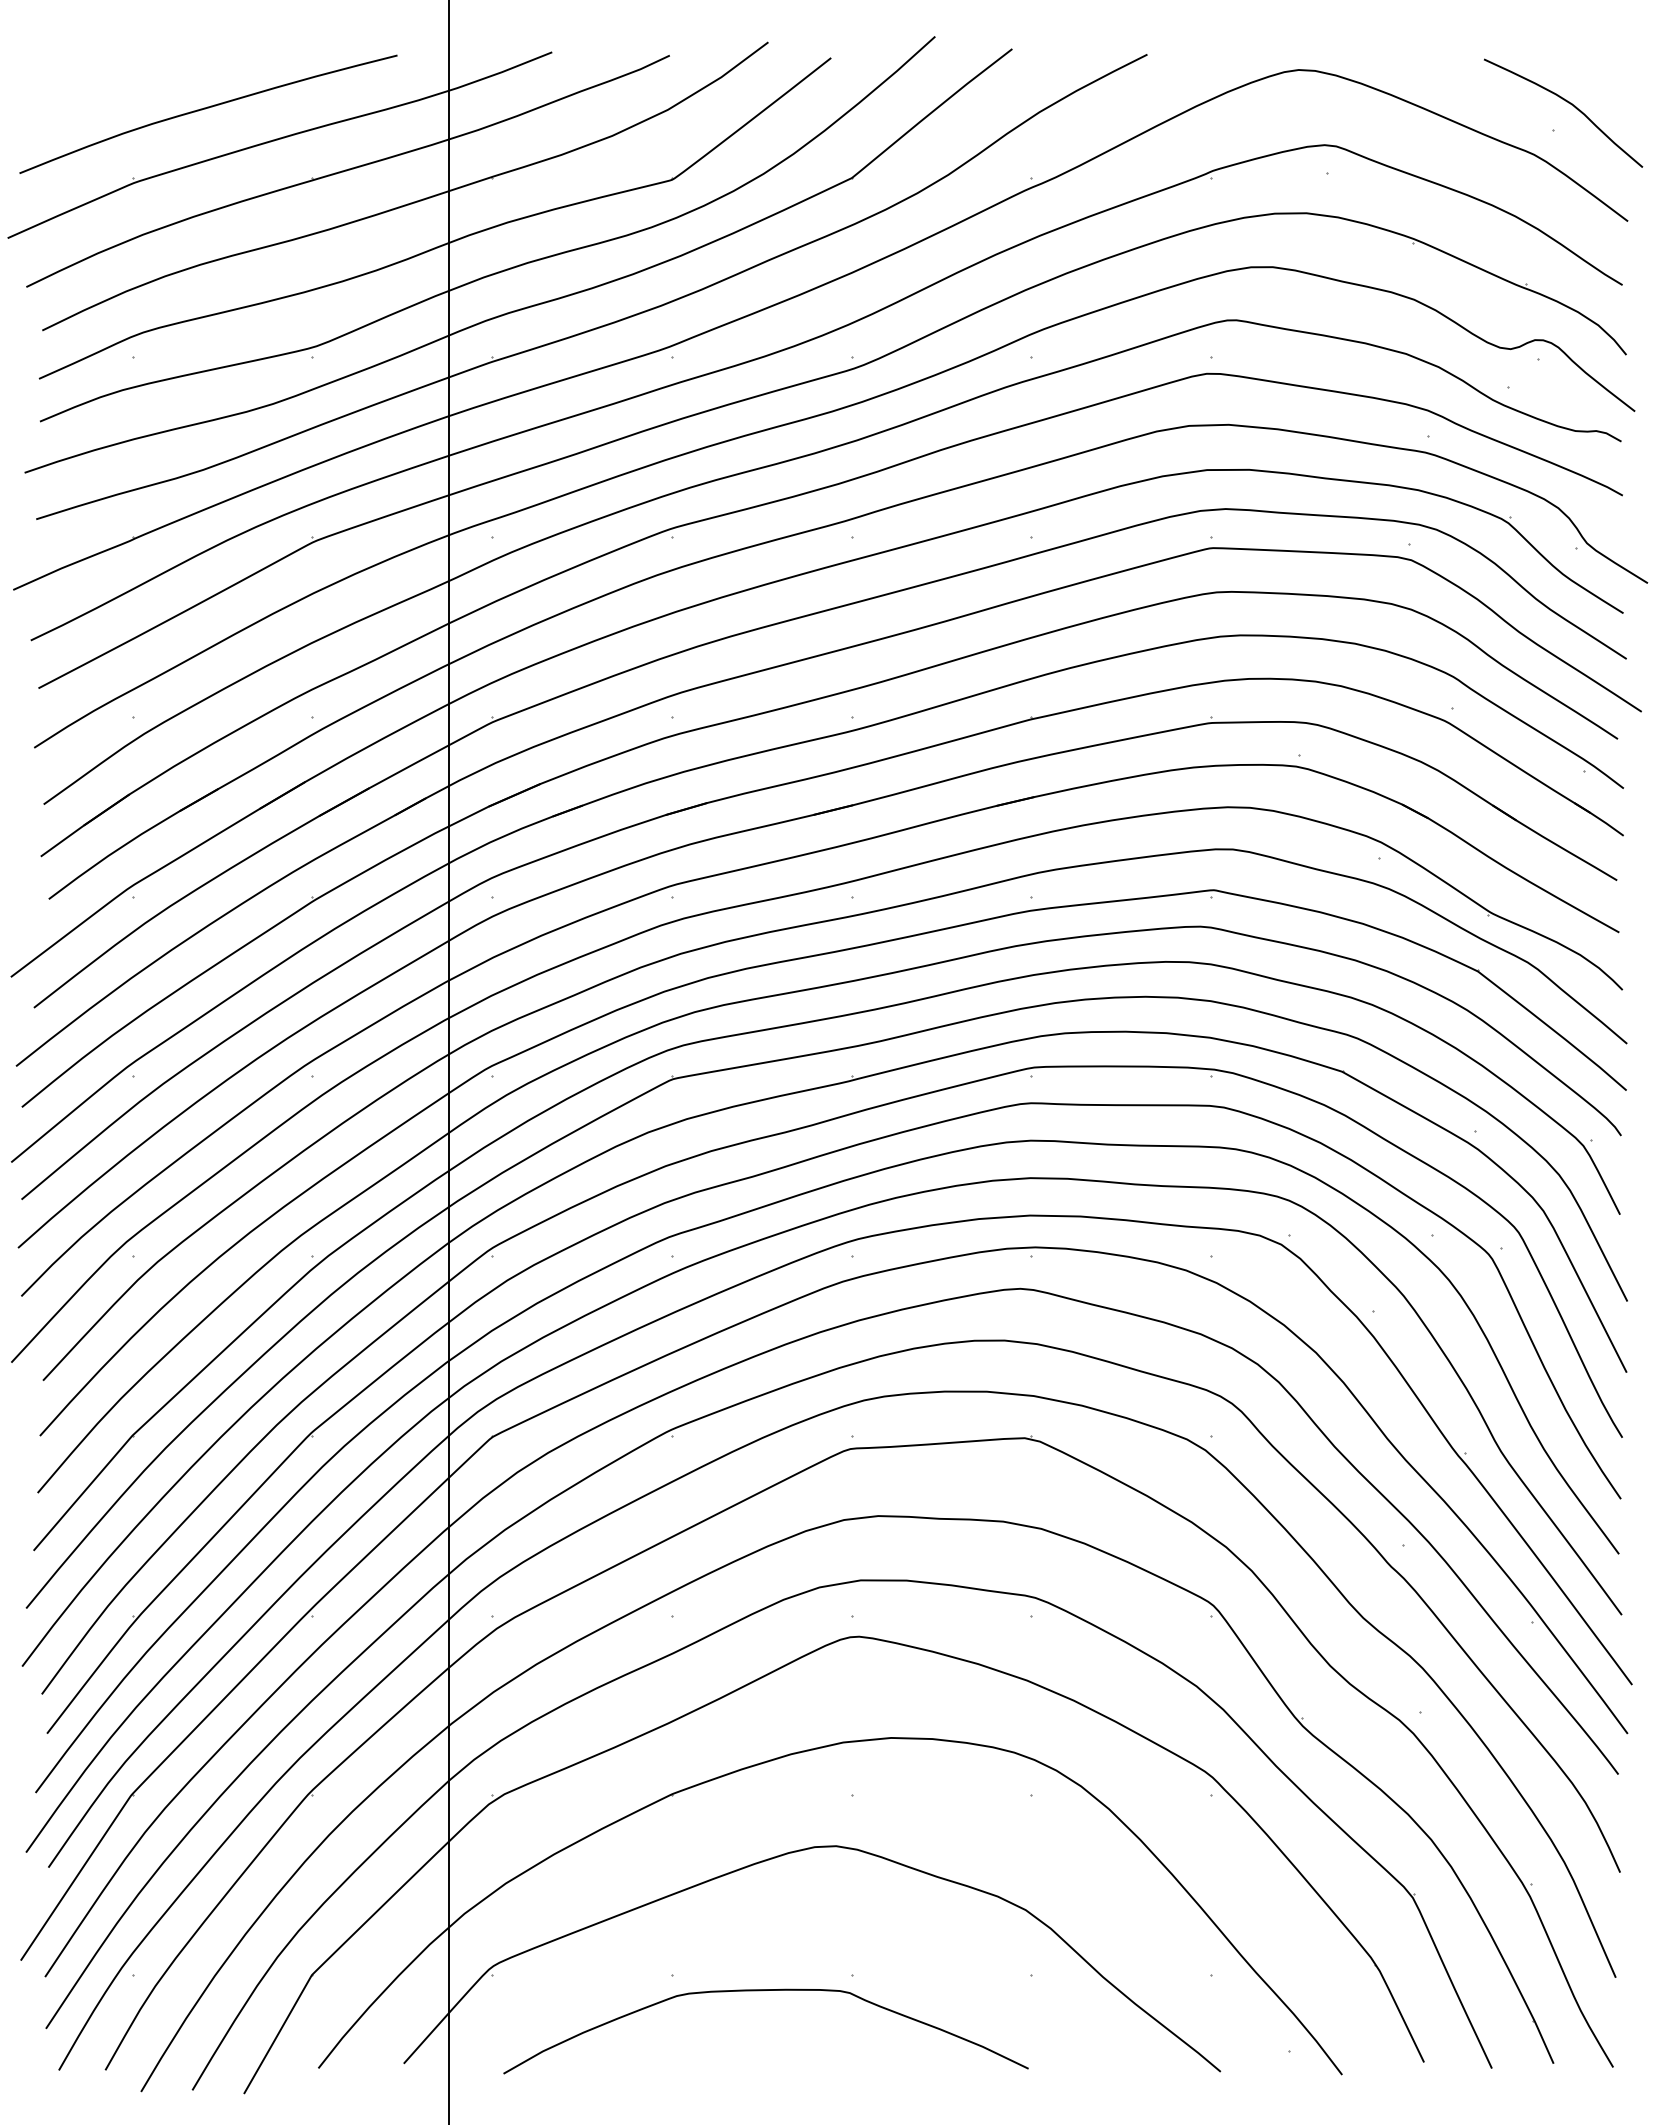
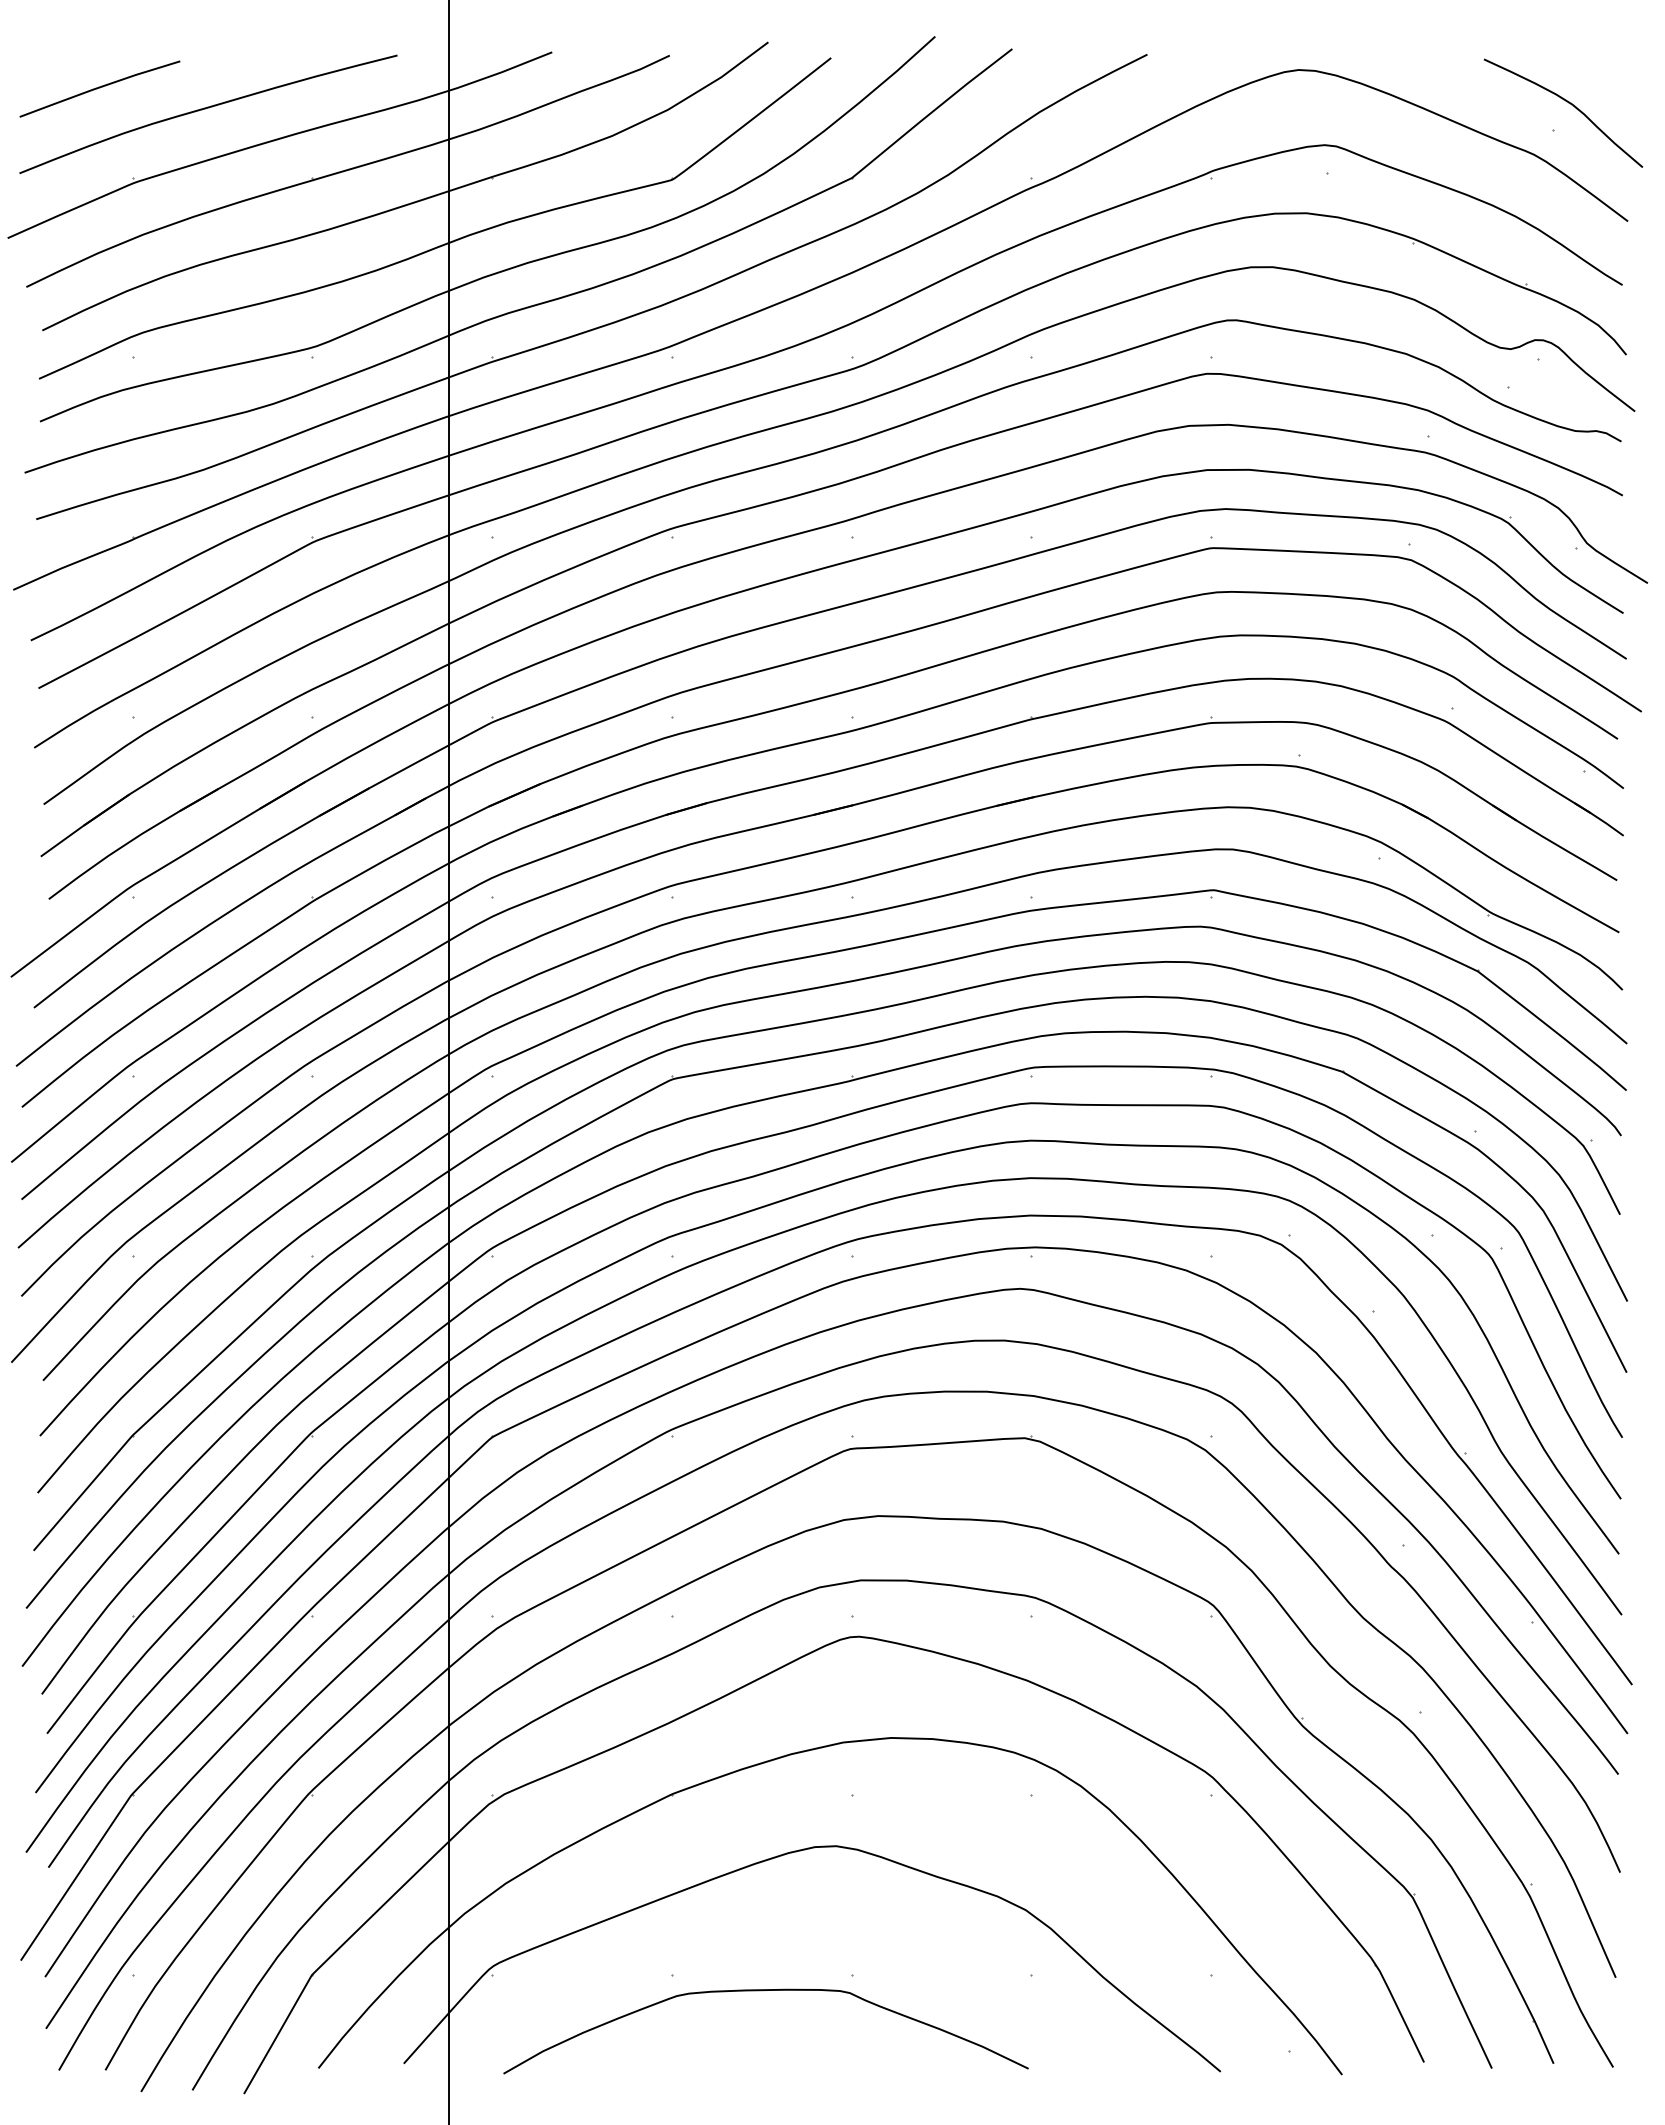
line: none -> present (99, 88)
